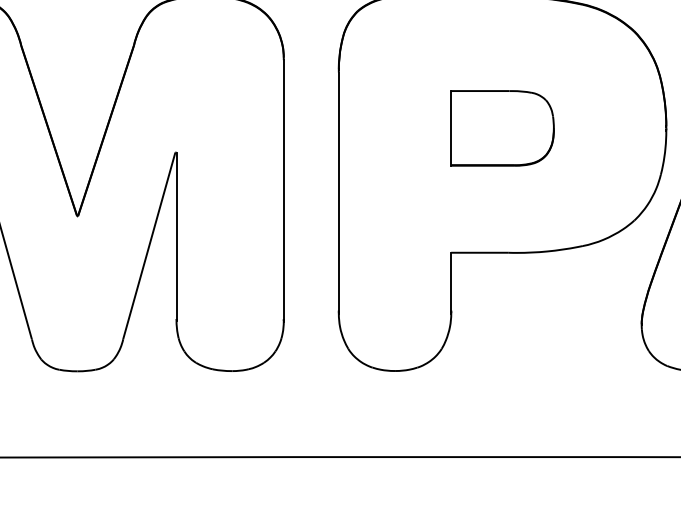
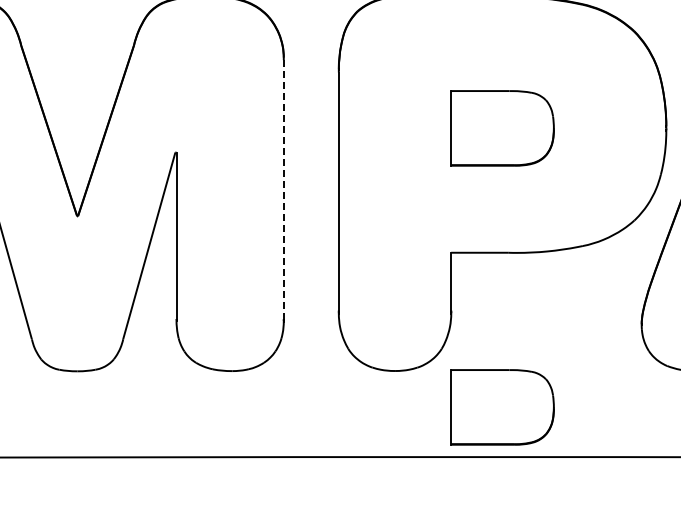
line: solid -> dashed (283, 189)
part: none -> present (502, 407)
